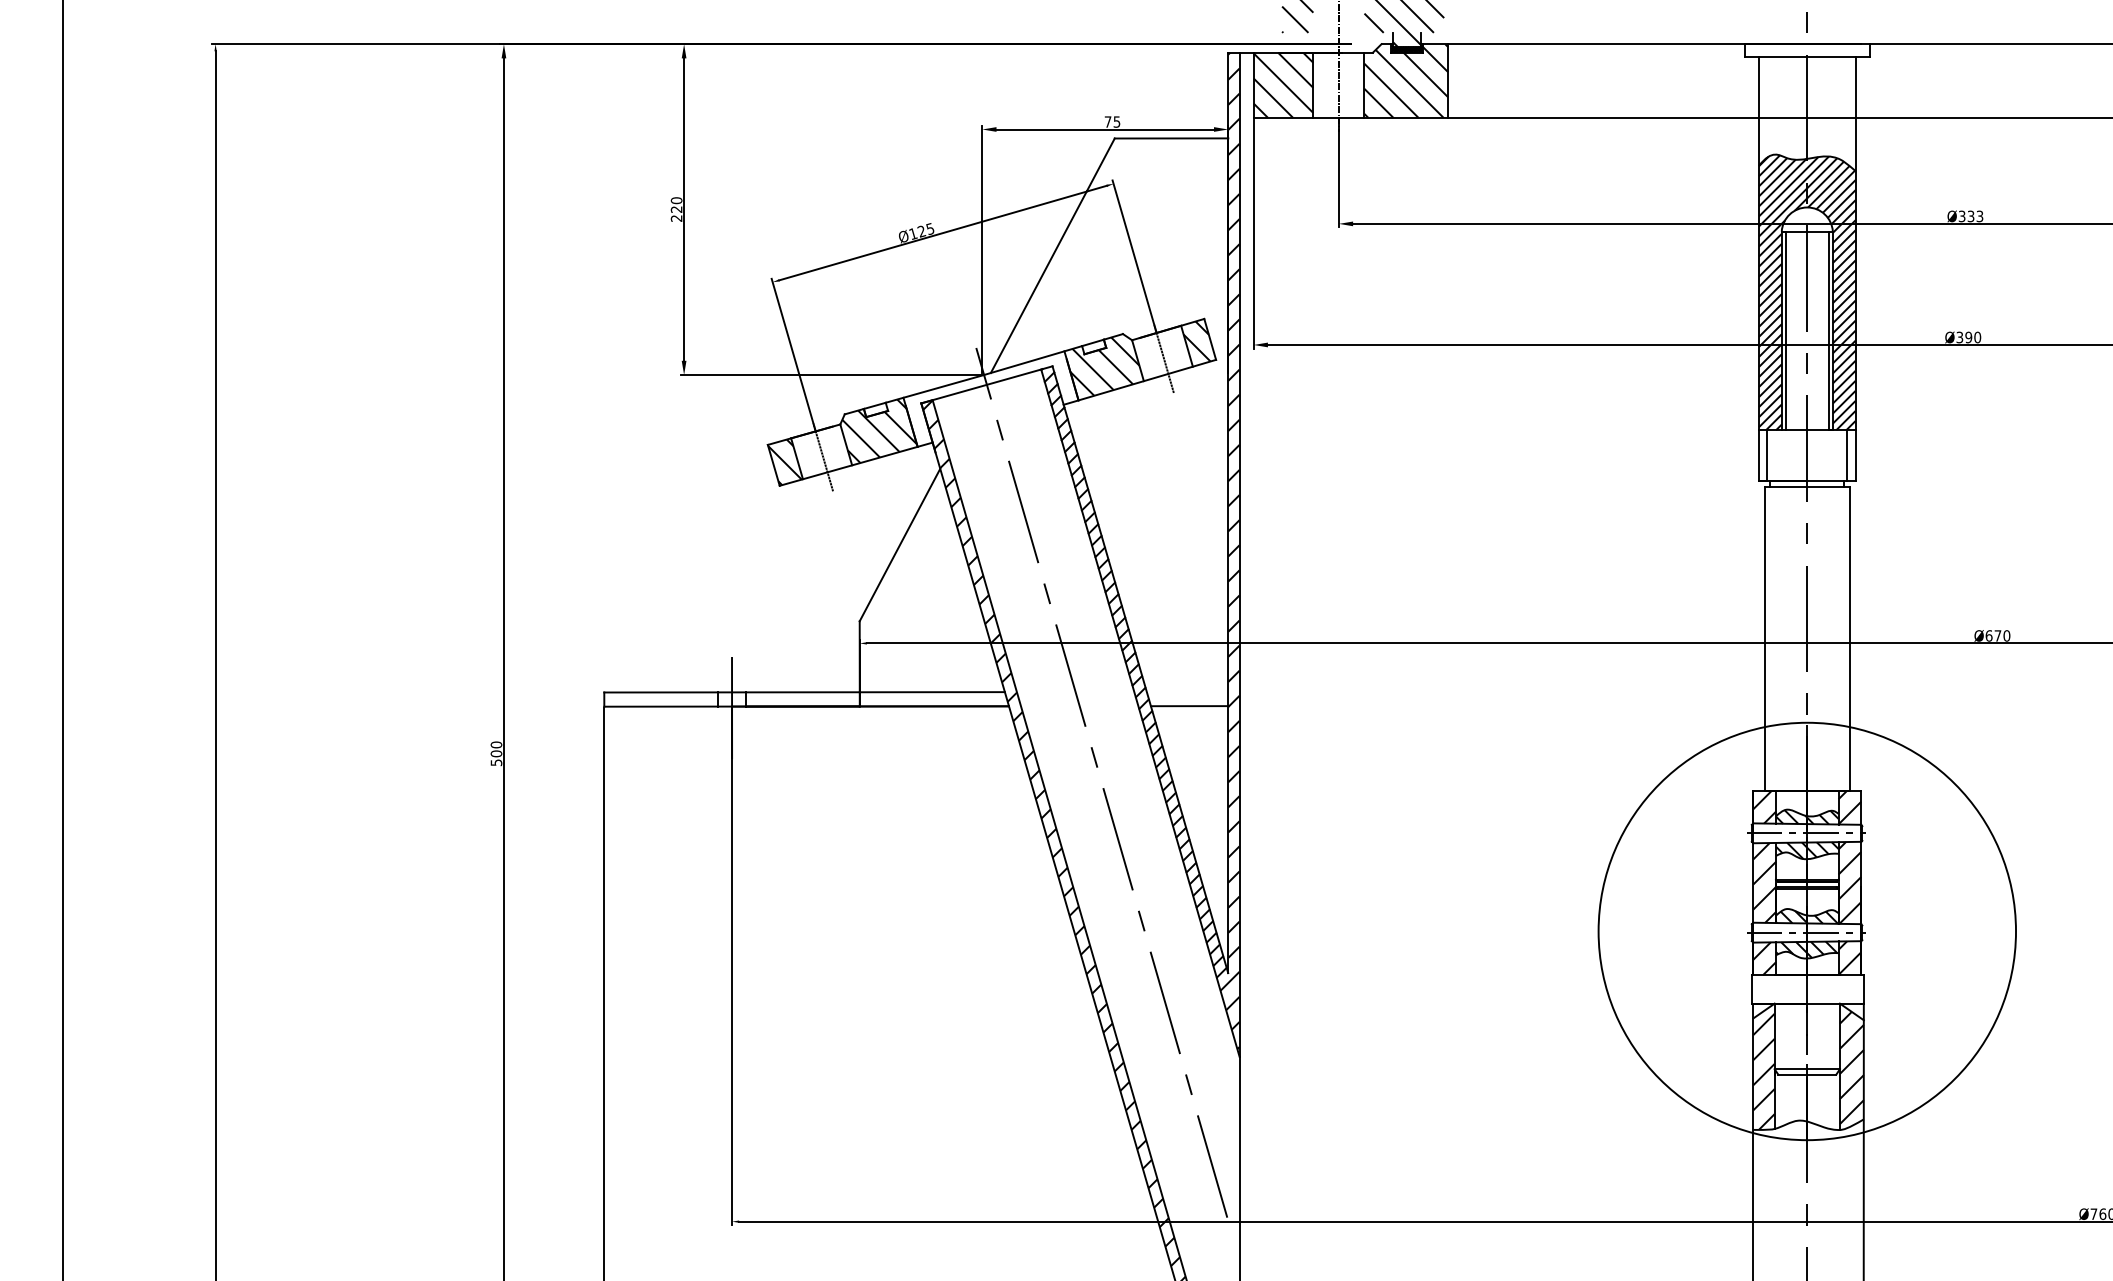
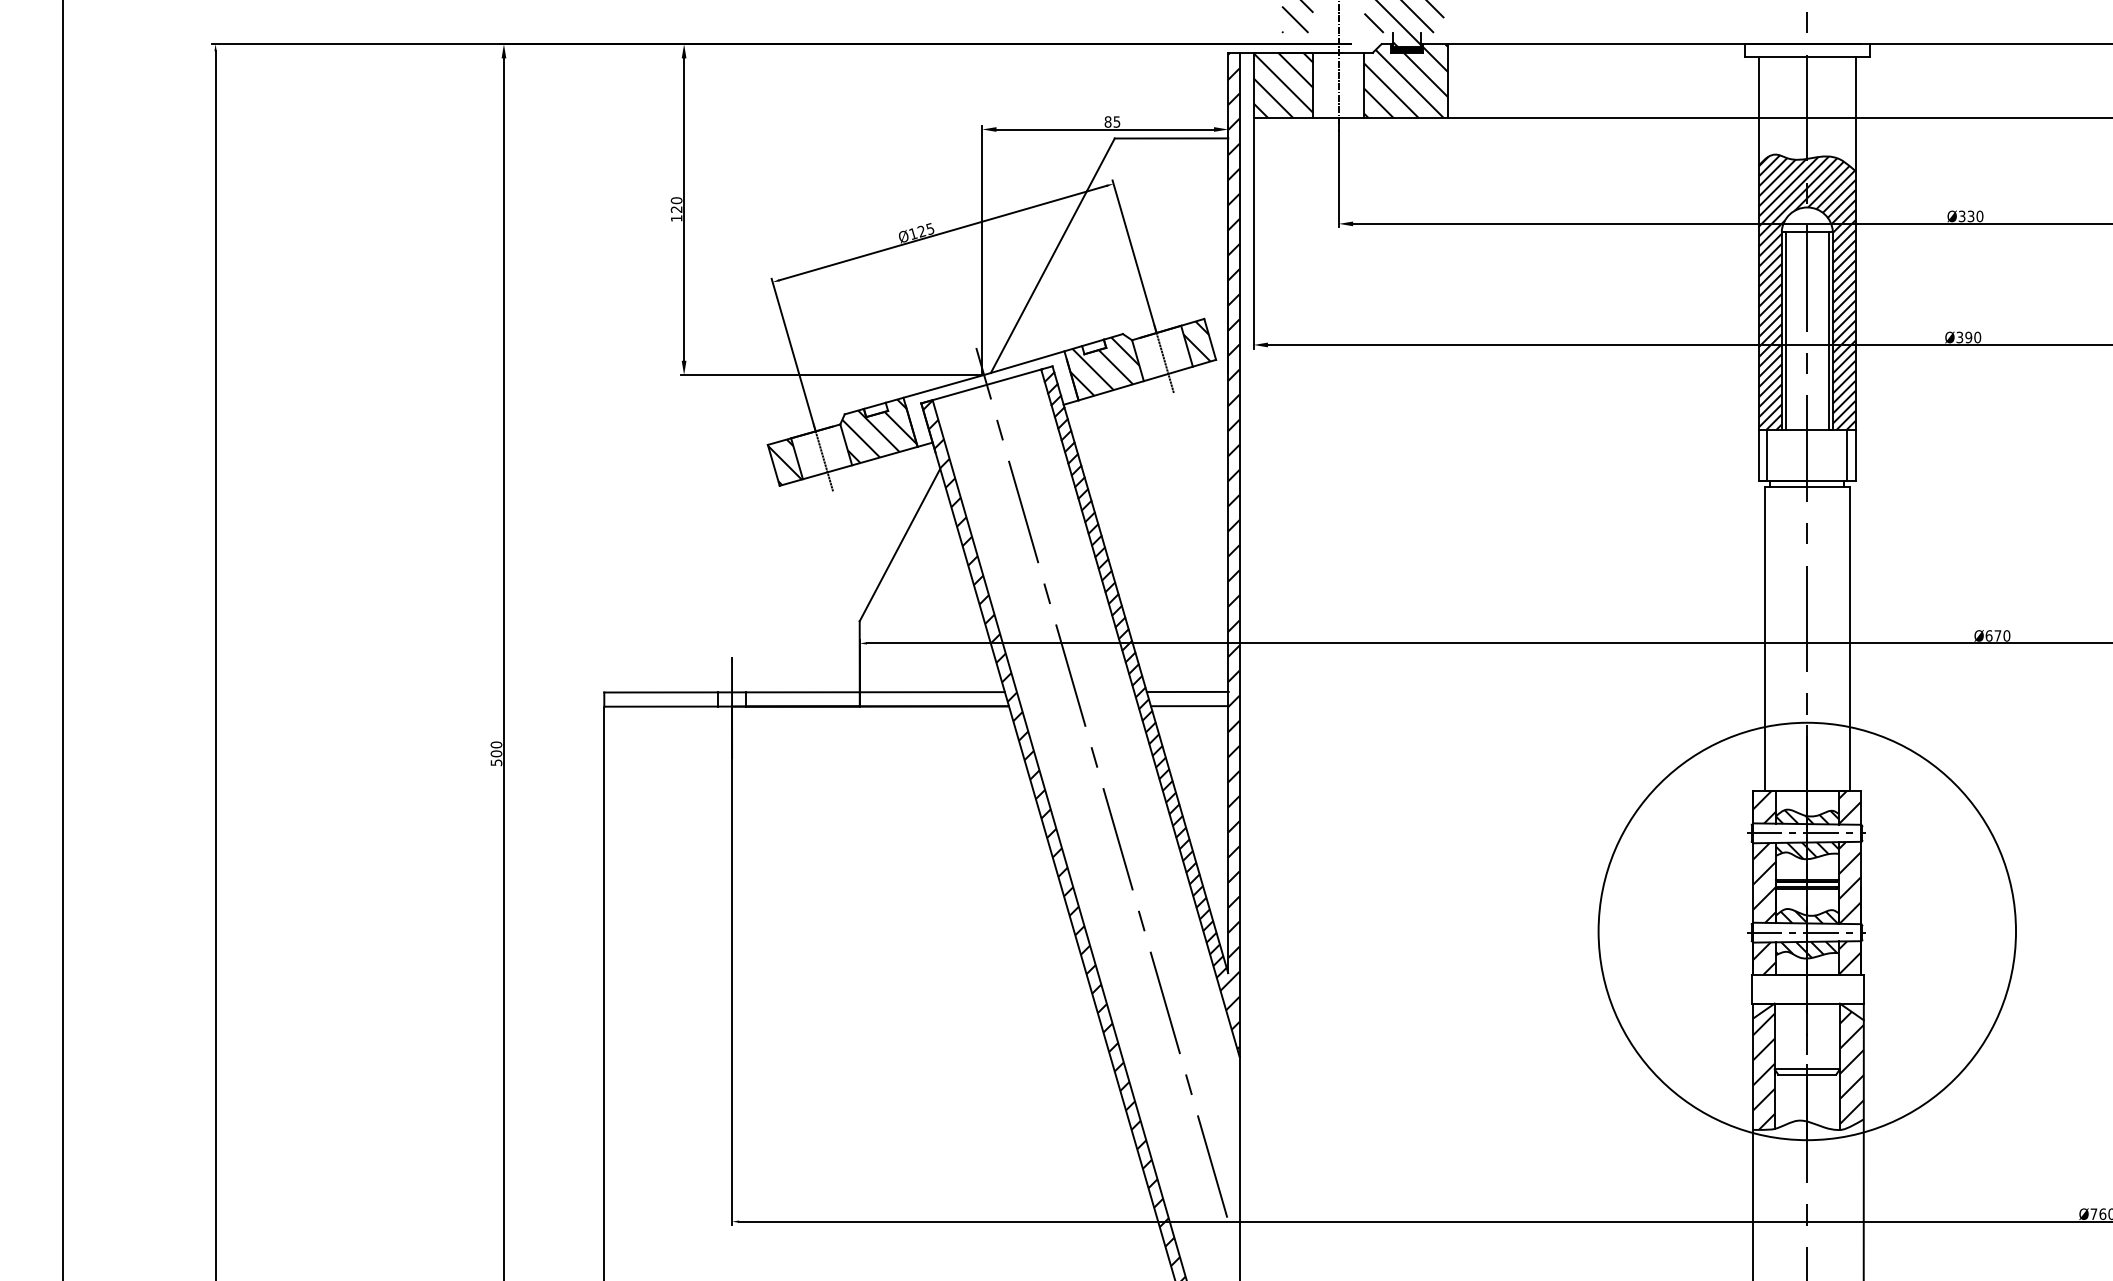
text: 75 -> 85 (1107, 121)
text: Ø333 -> Ø330 (1979, 216)
text: 220 -> 120 (676, 218)
line: none -> present (1187, 691)
